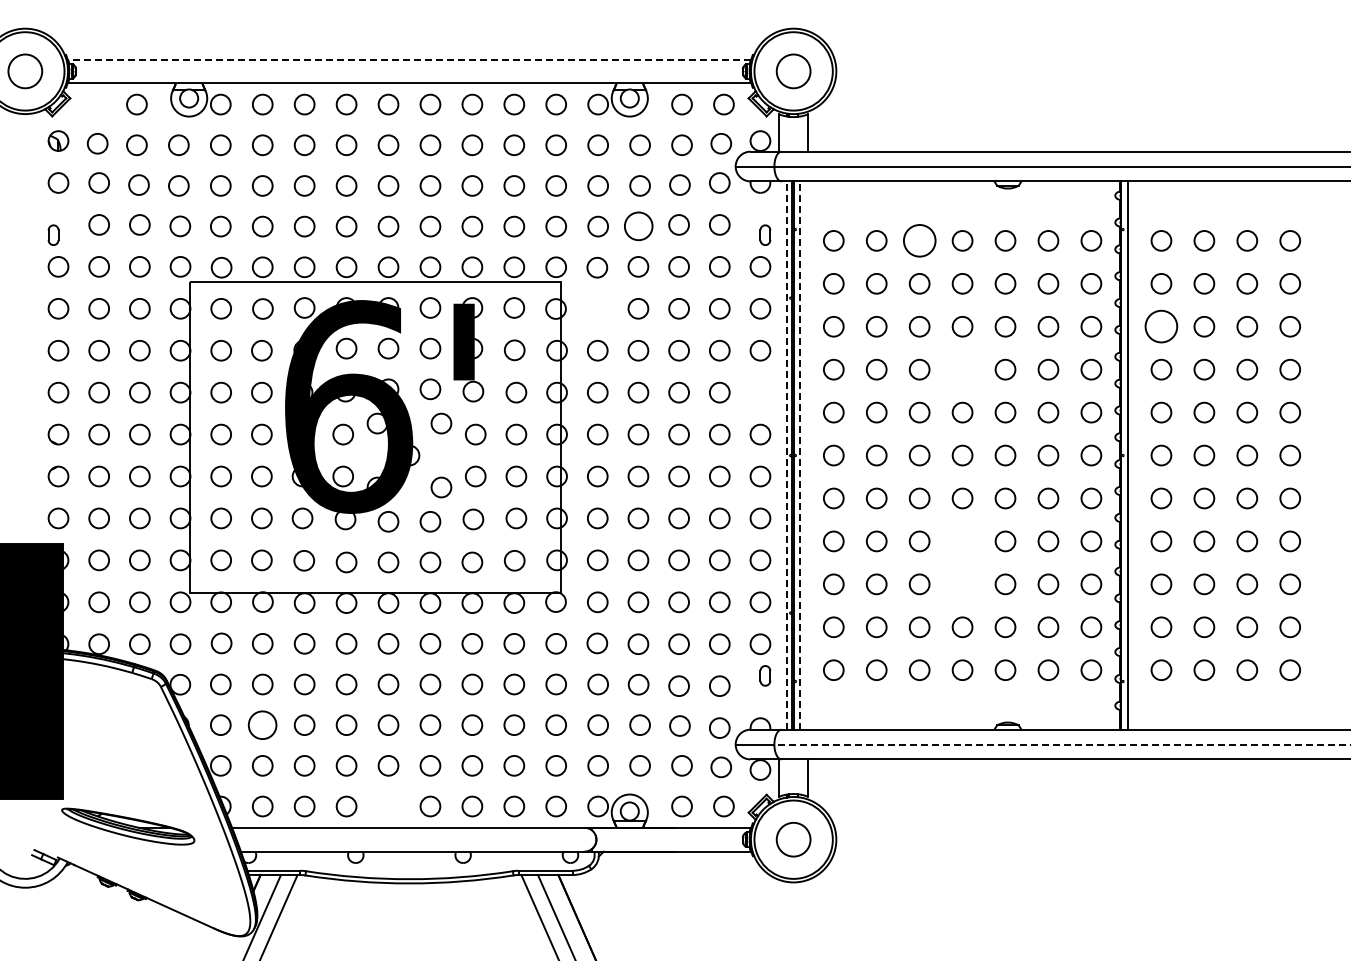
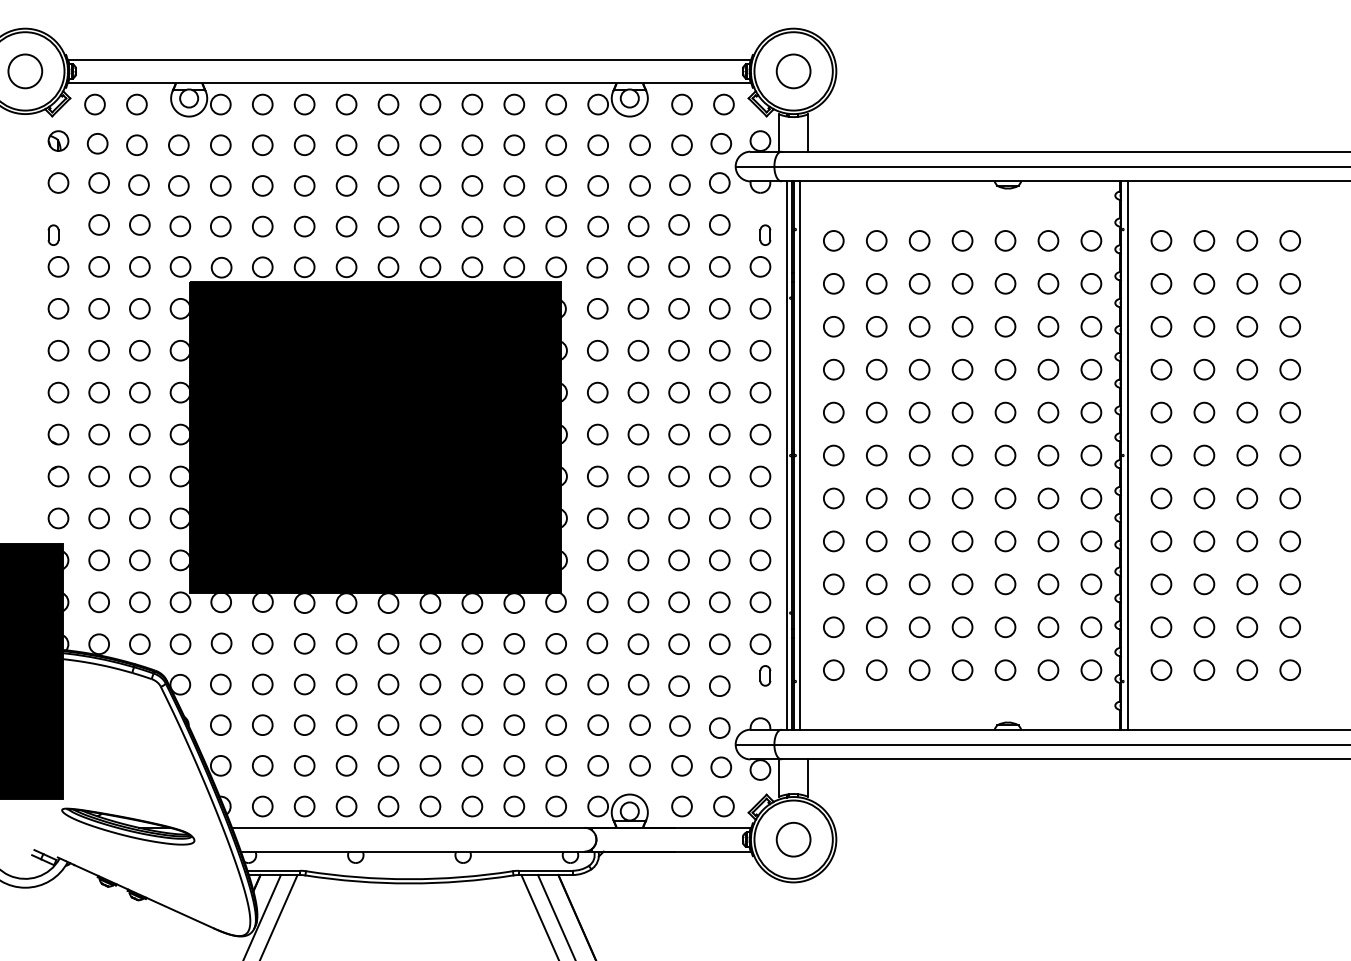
line: dashed -> solid (408, 59)
circle: none -> present (94, 104)
circle size: 30x31 px -> 23x23 px (638, 226)
circle size: 34x34 px -> 23x22 px (919, 240)
circle: none -> present (597, 308)
circle size: 35x35 px -> 23x22 px (1161, 326)
circle: none -> present (962, 369)
circle: none -> present (760, 392)
fill: none -> present (375, 437)
line: dashed -> solid (786, 455)
line: dashed -> solid (799, 455)
circle: none -> present (962, 541)
circle: none -> present (962, 584)
circle size: 31x30 px -> 22x22 px (262, 724)
line: dashed -> solid (1062, 744)
circle: none -> present (388, 806)
